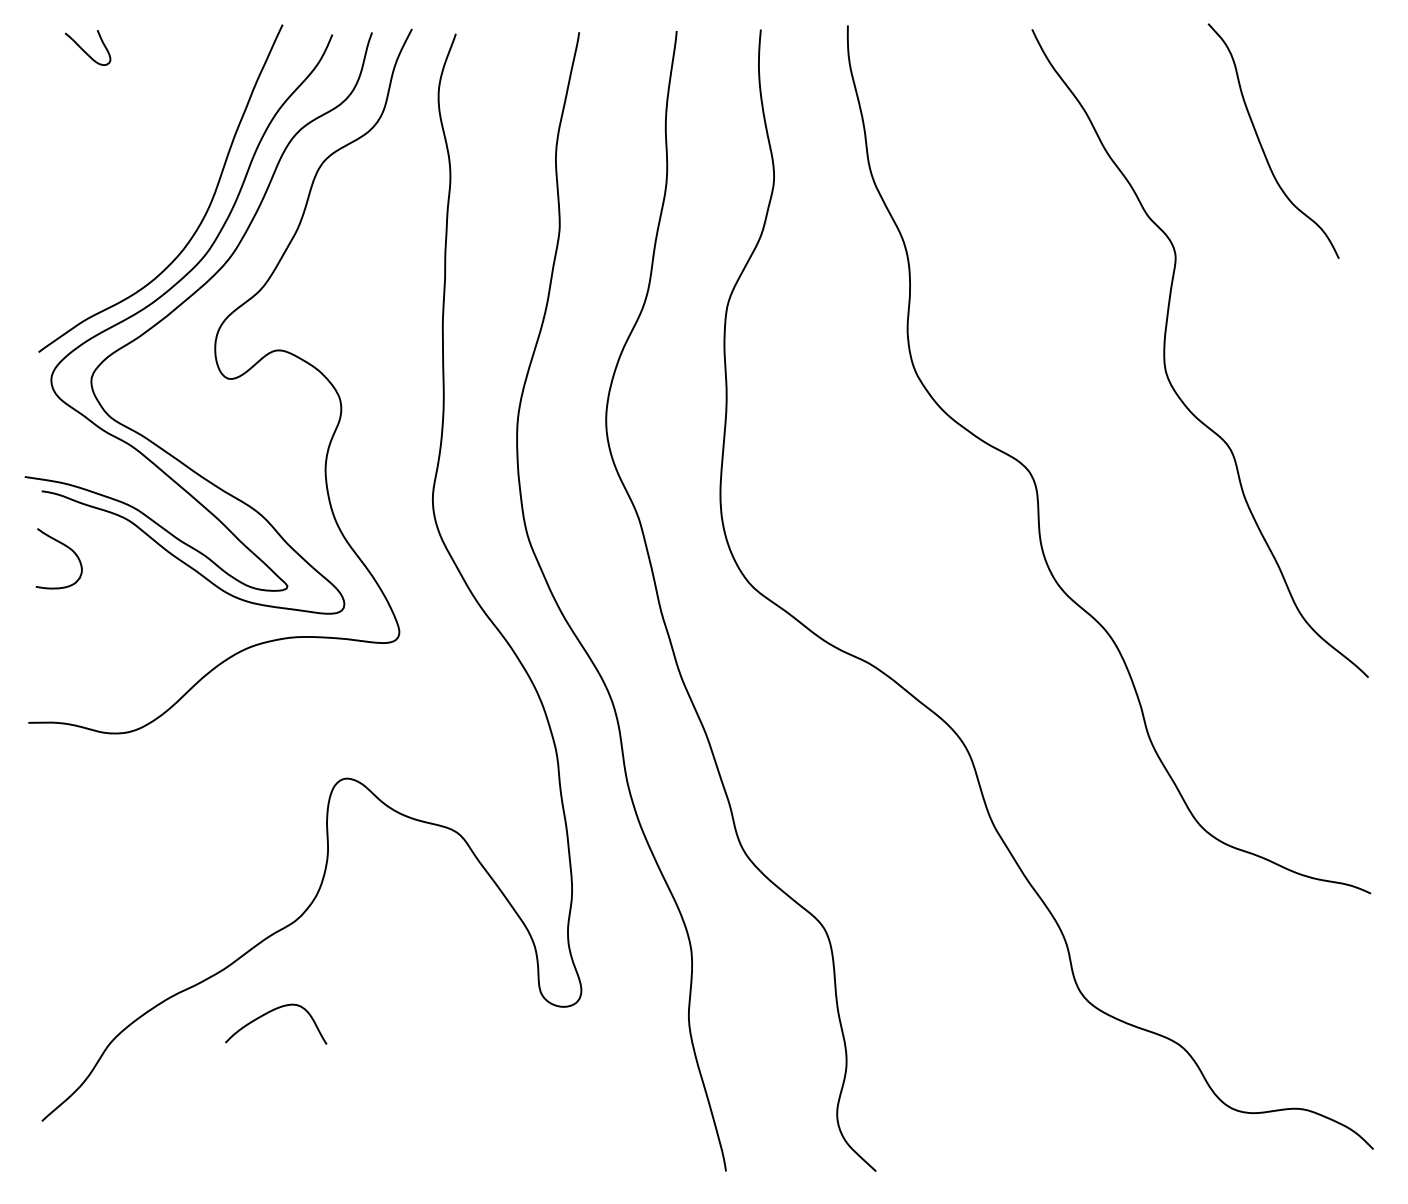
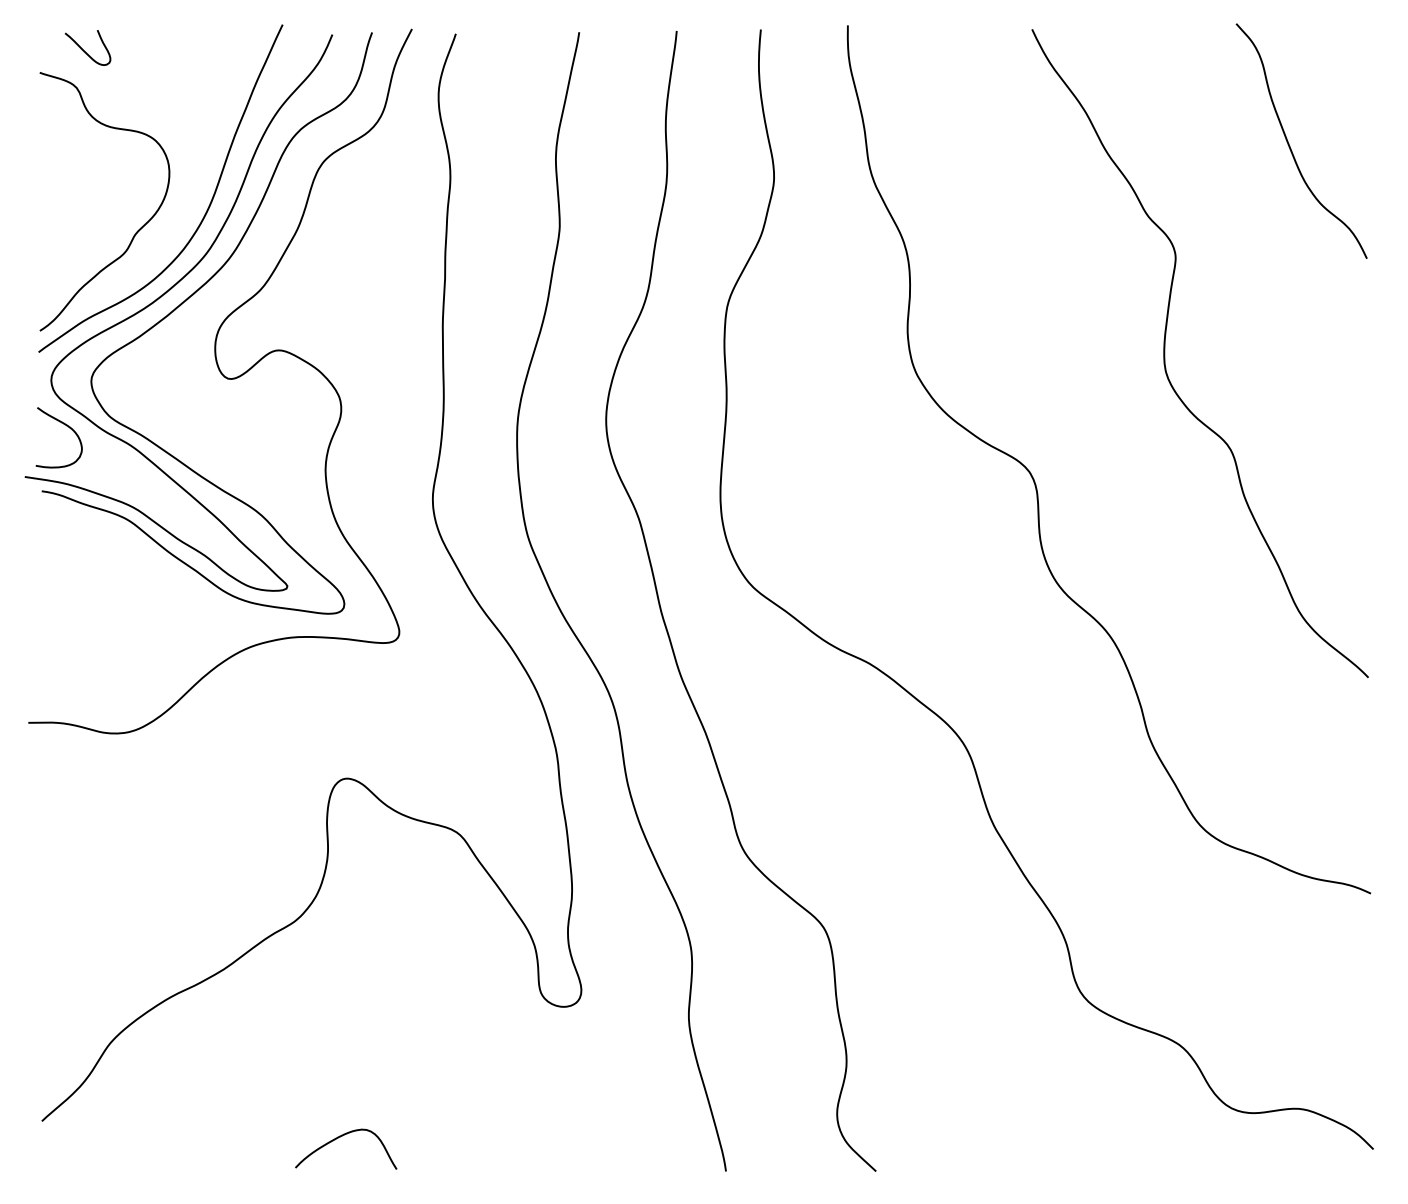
curve position: (1261, 143) -> (1289, 143) (1289, 143)
curve: none -> present (135, 232)
curve position: (66, 547) -> (66, 426) (66, 426)
curve position: (270, 1012) -> (340, 1137) (340, 1137)
